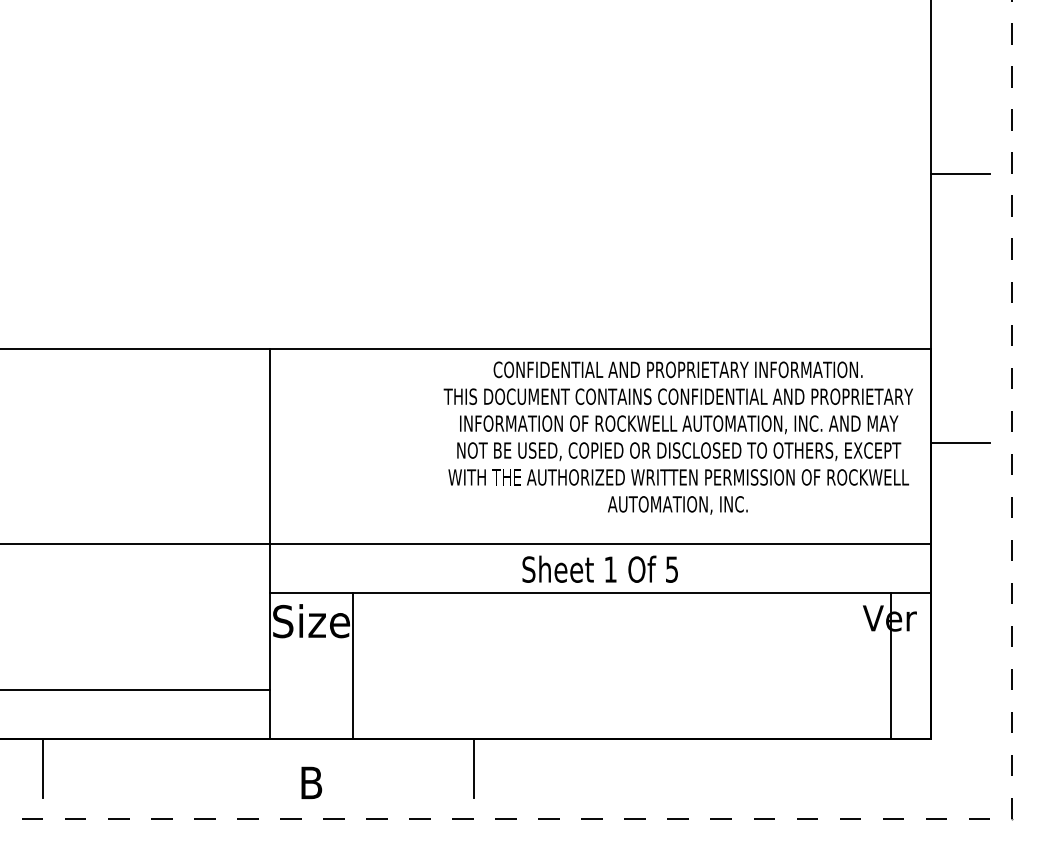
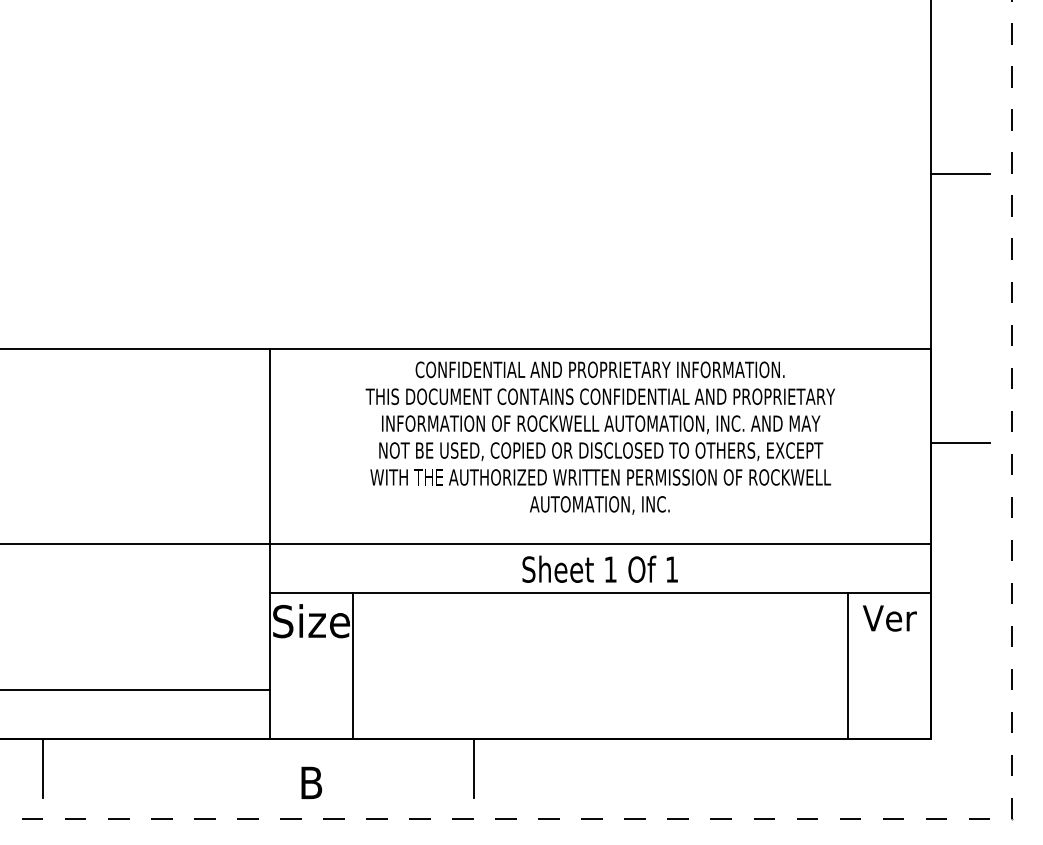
text position: (677, 437) -> (599, 437) (599, 437)
text: 5 -> 1 (671, 569)
line position: (891, 665) -> (848, 665) (848, 665)
